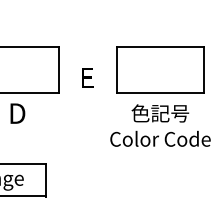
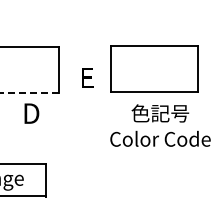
part position: (160, 69) -> (154, 68) (154, 68)
line: solid -> dashed (28, 93)
text position: (17, 113) -> (31, 113) (31, 113)
